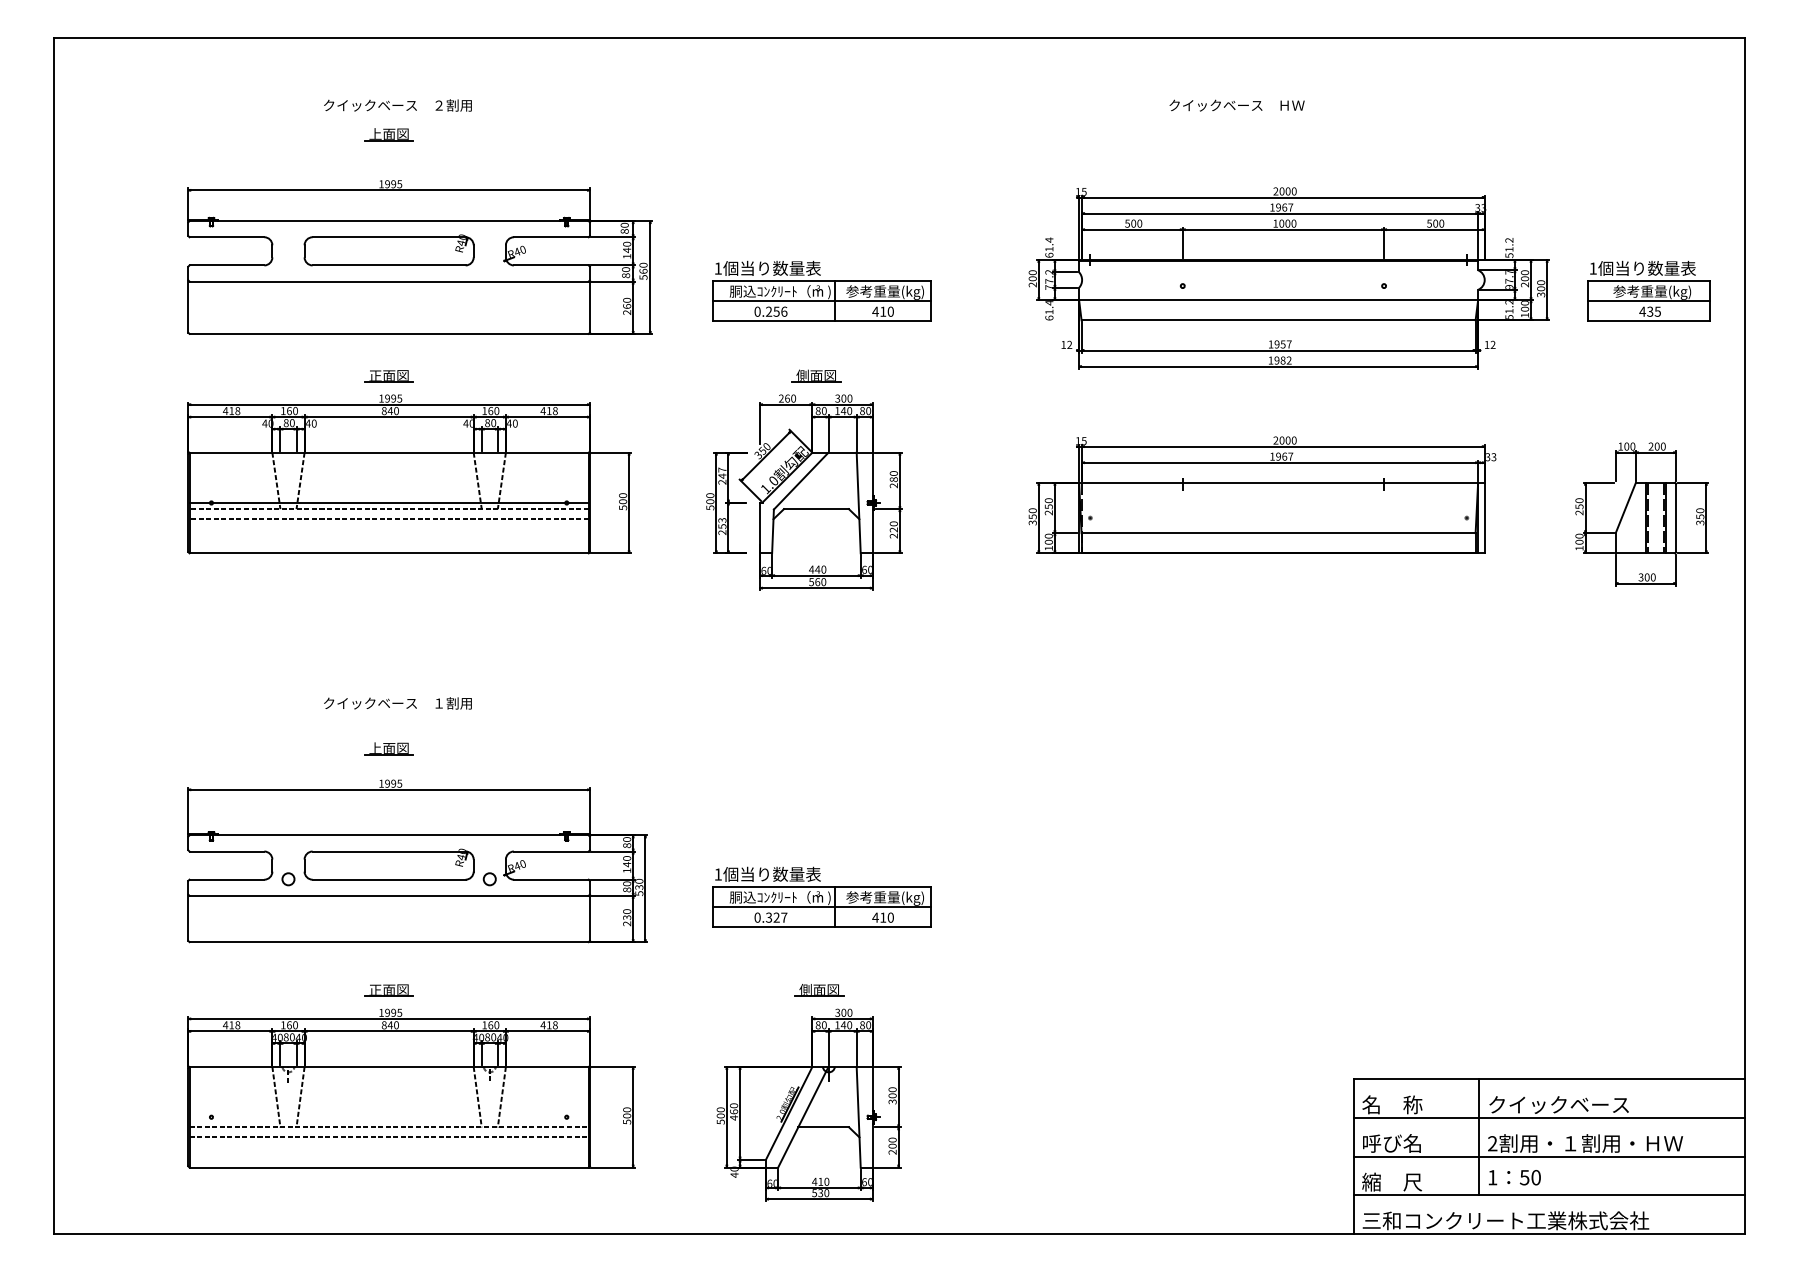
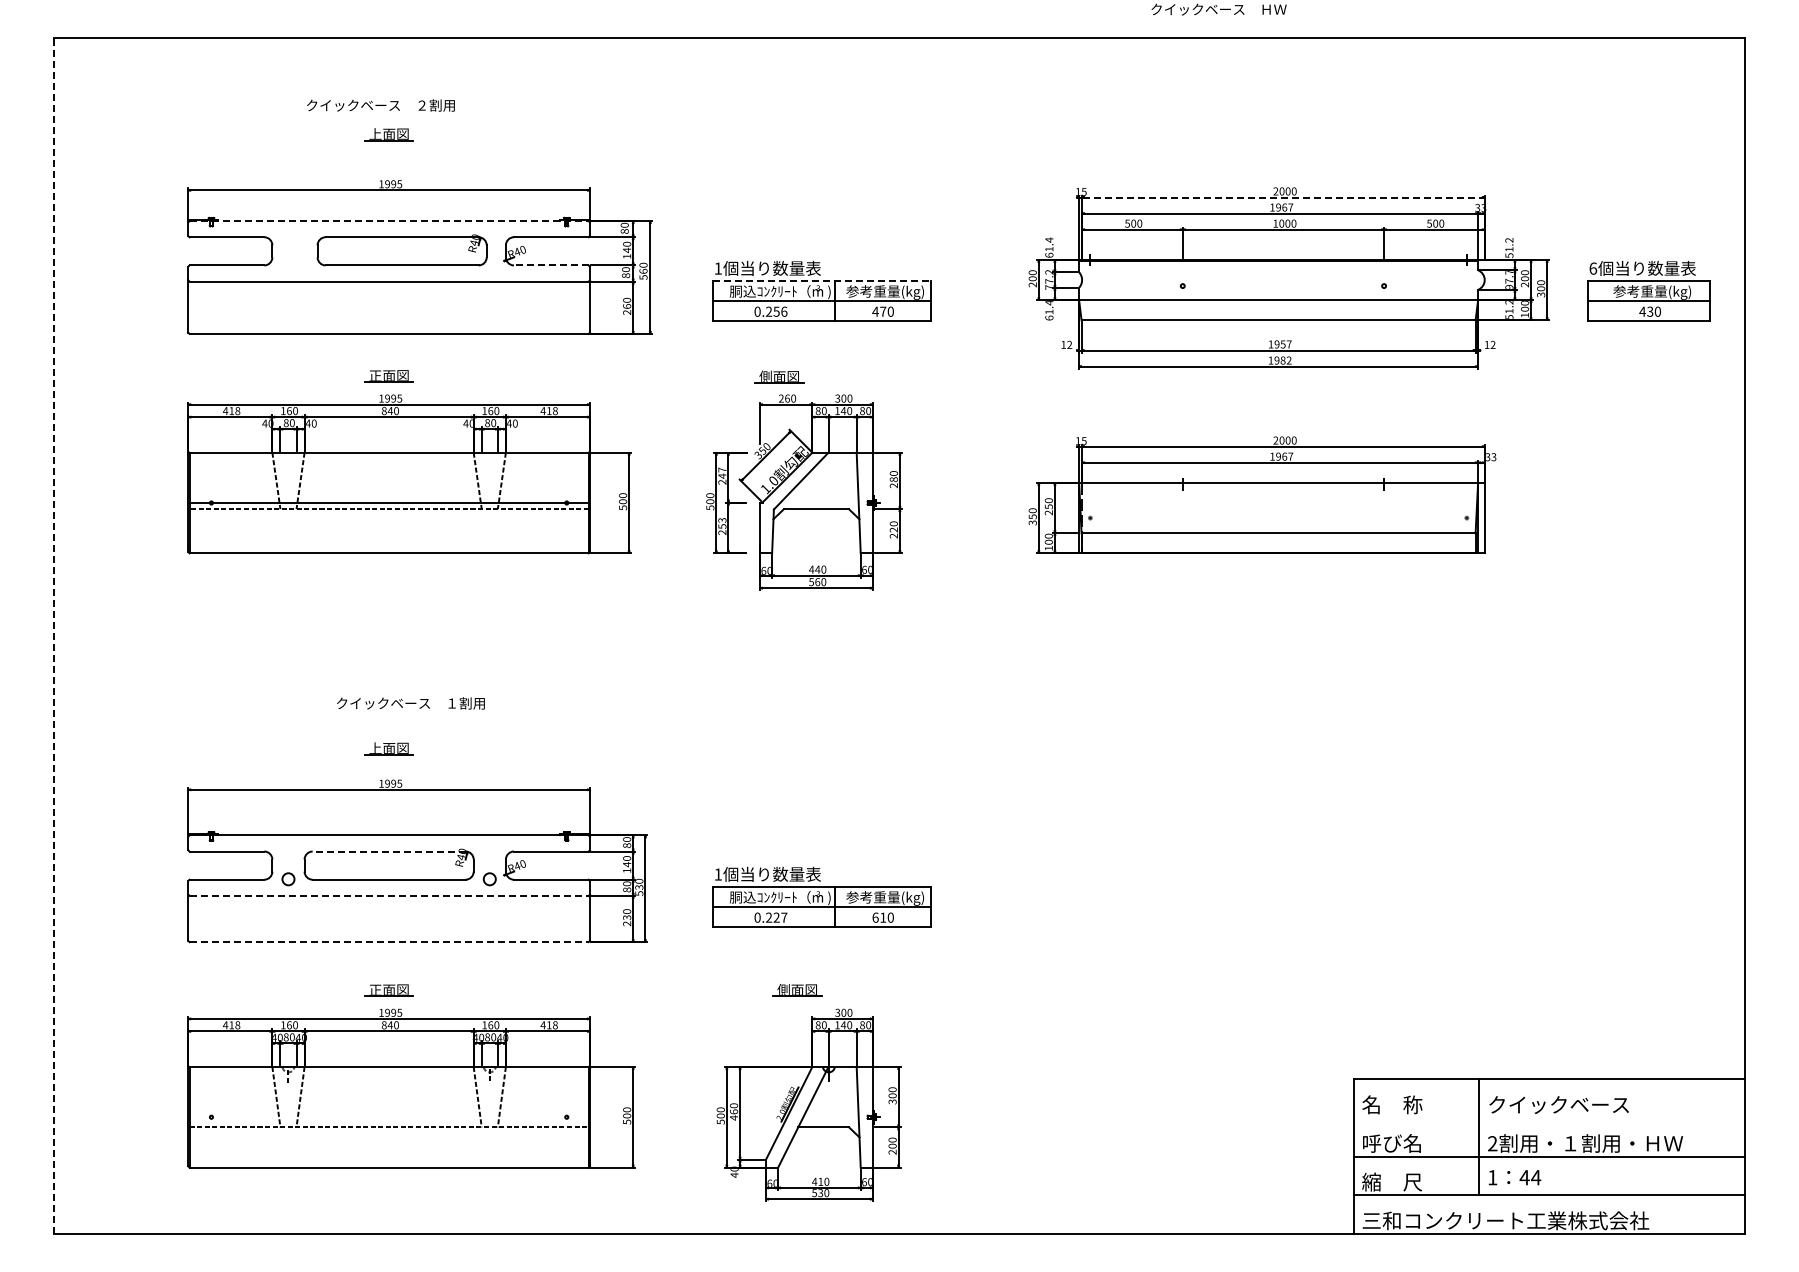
text position: (397, 105) -> (380, 105) (380, 105)
text position: (1236, 105) -> (1218, 9) (1218, 9)
line: solid -> dashed (1283, 197)
line: solid -> dashed (389, 221)
part position: (388, 250) -> (401, 250) (401, 250)
line: solid -> dashed (550, 265)
text: 1 -> 6 (1593, 268)
line: solid -> dashed (822, 280)
text: 410 -> 470 (883, 311)
text: 435 -> 430 (1657, 311)
part position: (816, 375) -> (779, 376) (779, 376)
part: present -> none (1641, 514)
line: present -> none (388, 519)
line: solid -> dashed (53, 635)
text position: (397, 703) -> (410, 703) (410, 703)
line: solid -> dashed (389, 851)
line: solid -> dashed (389, 895)
text: 0.327 -> 0.227 (768, 917)
text: 410 -> 610 (875, 917)
line: solid -> dashed (389, 942)
part position: (819, 990) -> (797, 990) (797, 990)
line: present -> none (1549, 1117)
line: present -> none (388, 1137)
text: 50 -> 44 (1530, 1177)
